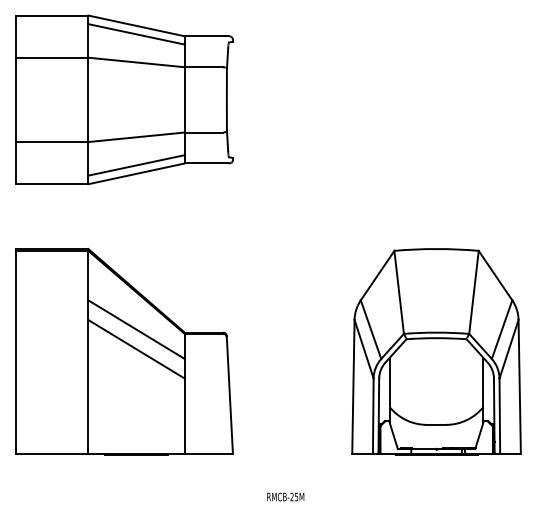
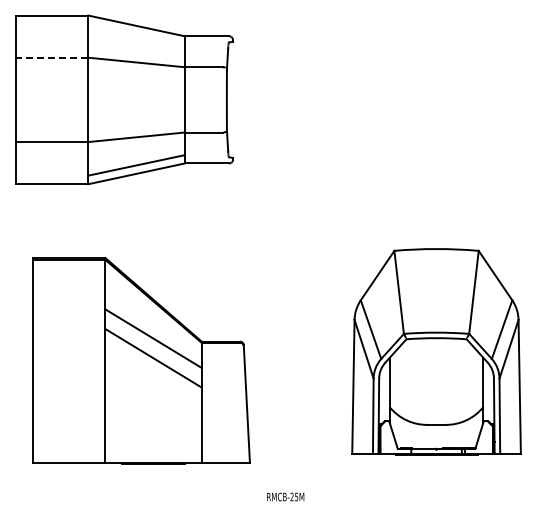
line: present -> none (136, 34)
line: solid -> dashed (51, 57)
part position: (124, 351) -> (141, 360) (141, 360)
